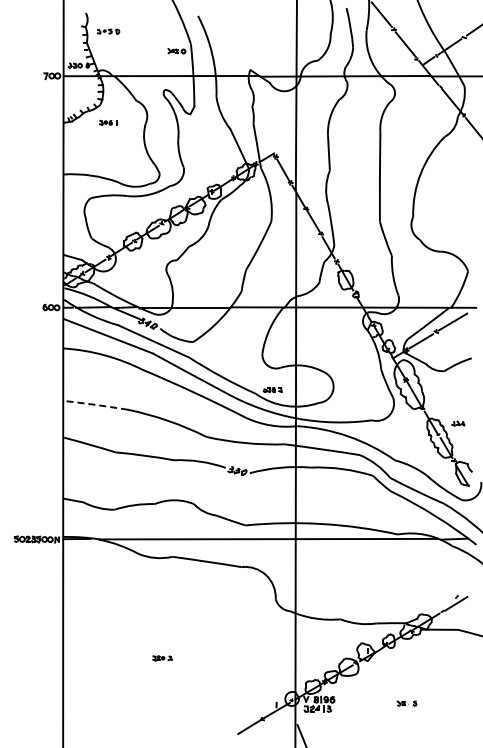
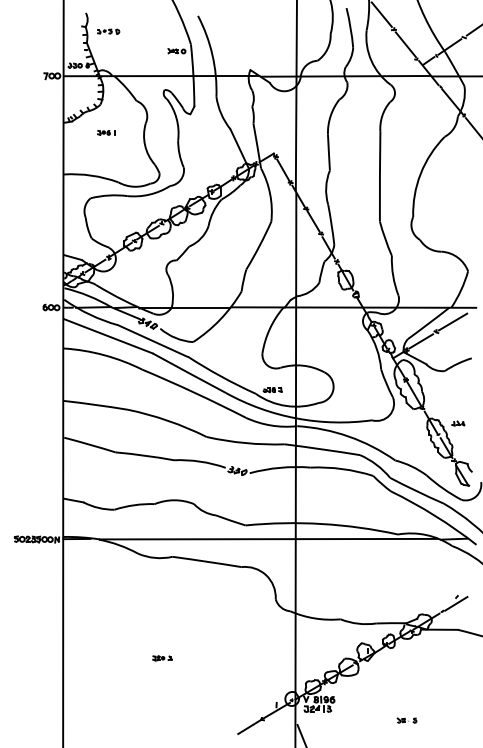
part position: (108, 122) -> (106, 132) (106, 132)
arc: dashed -> solid (96, 404)
part position: (406, 703) -> (406, 720) (406, 720)
